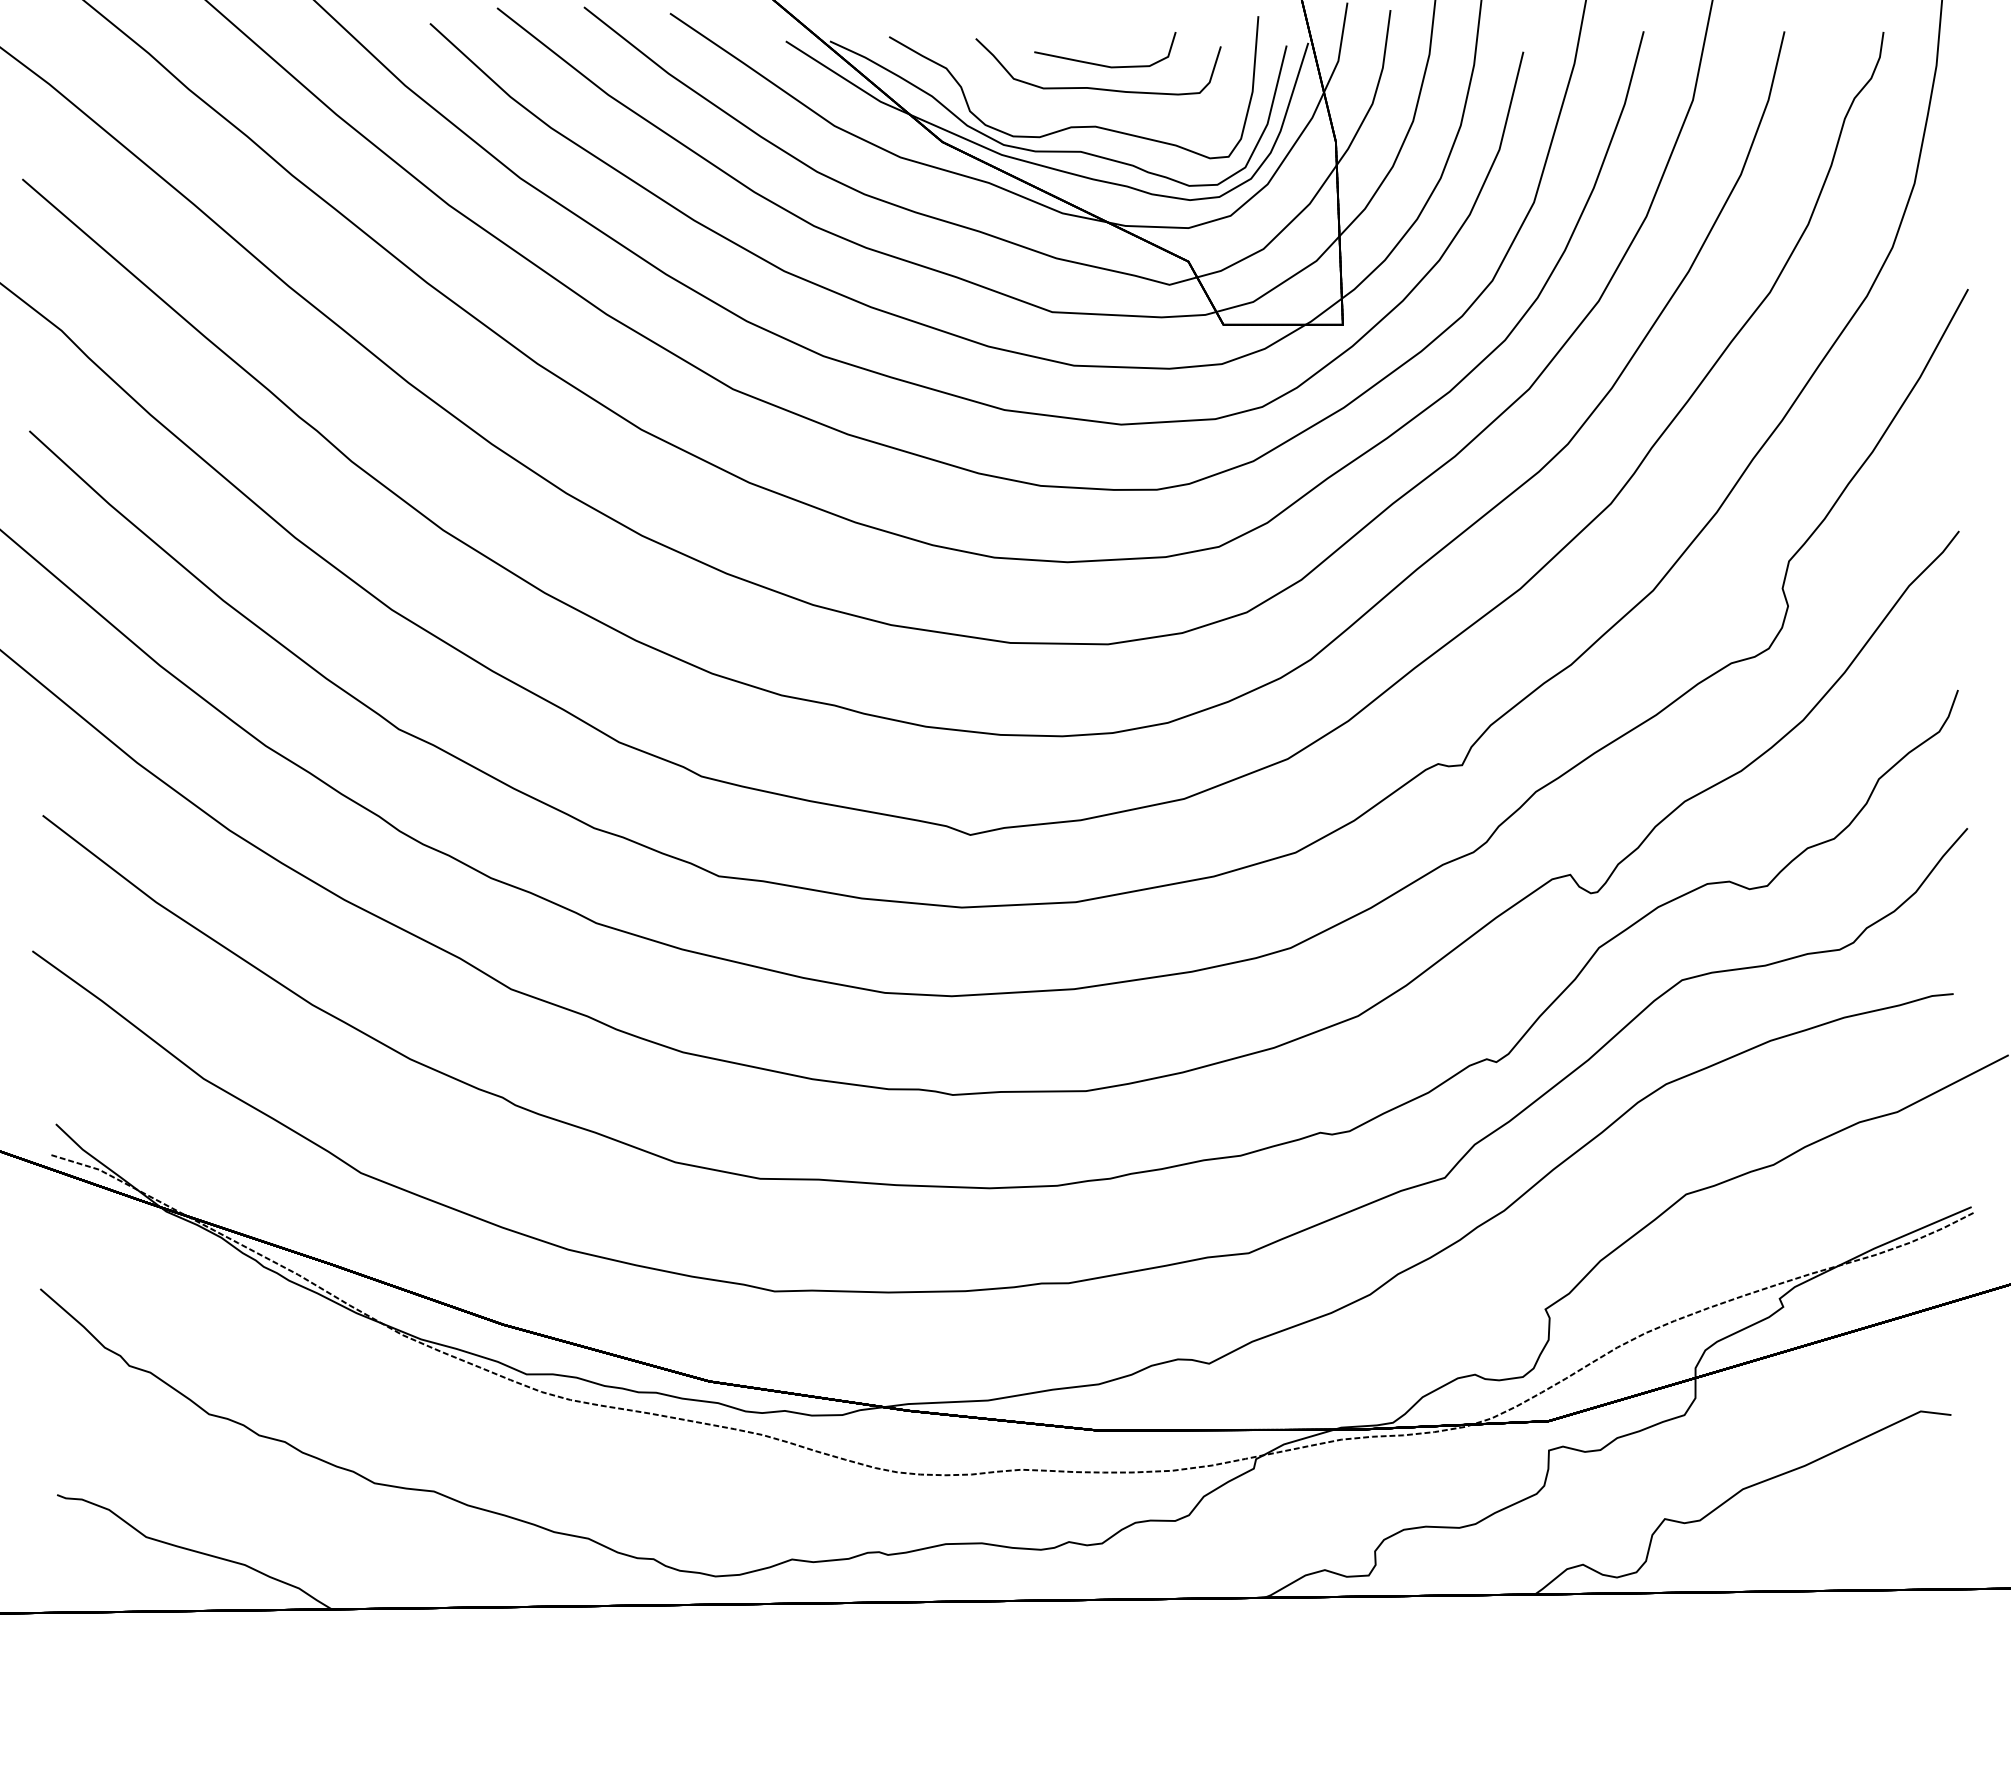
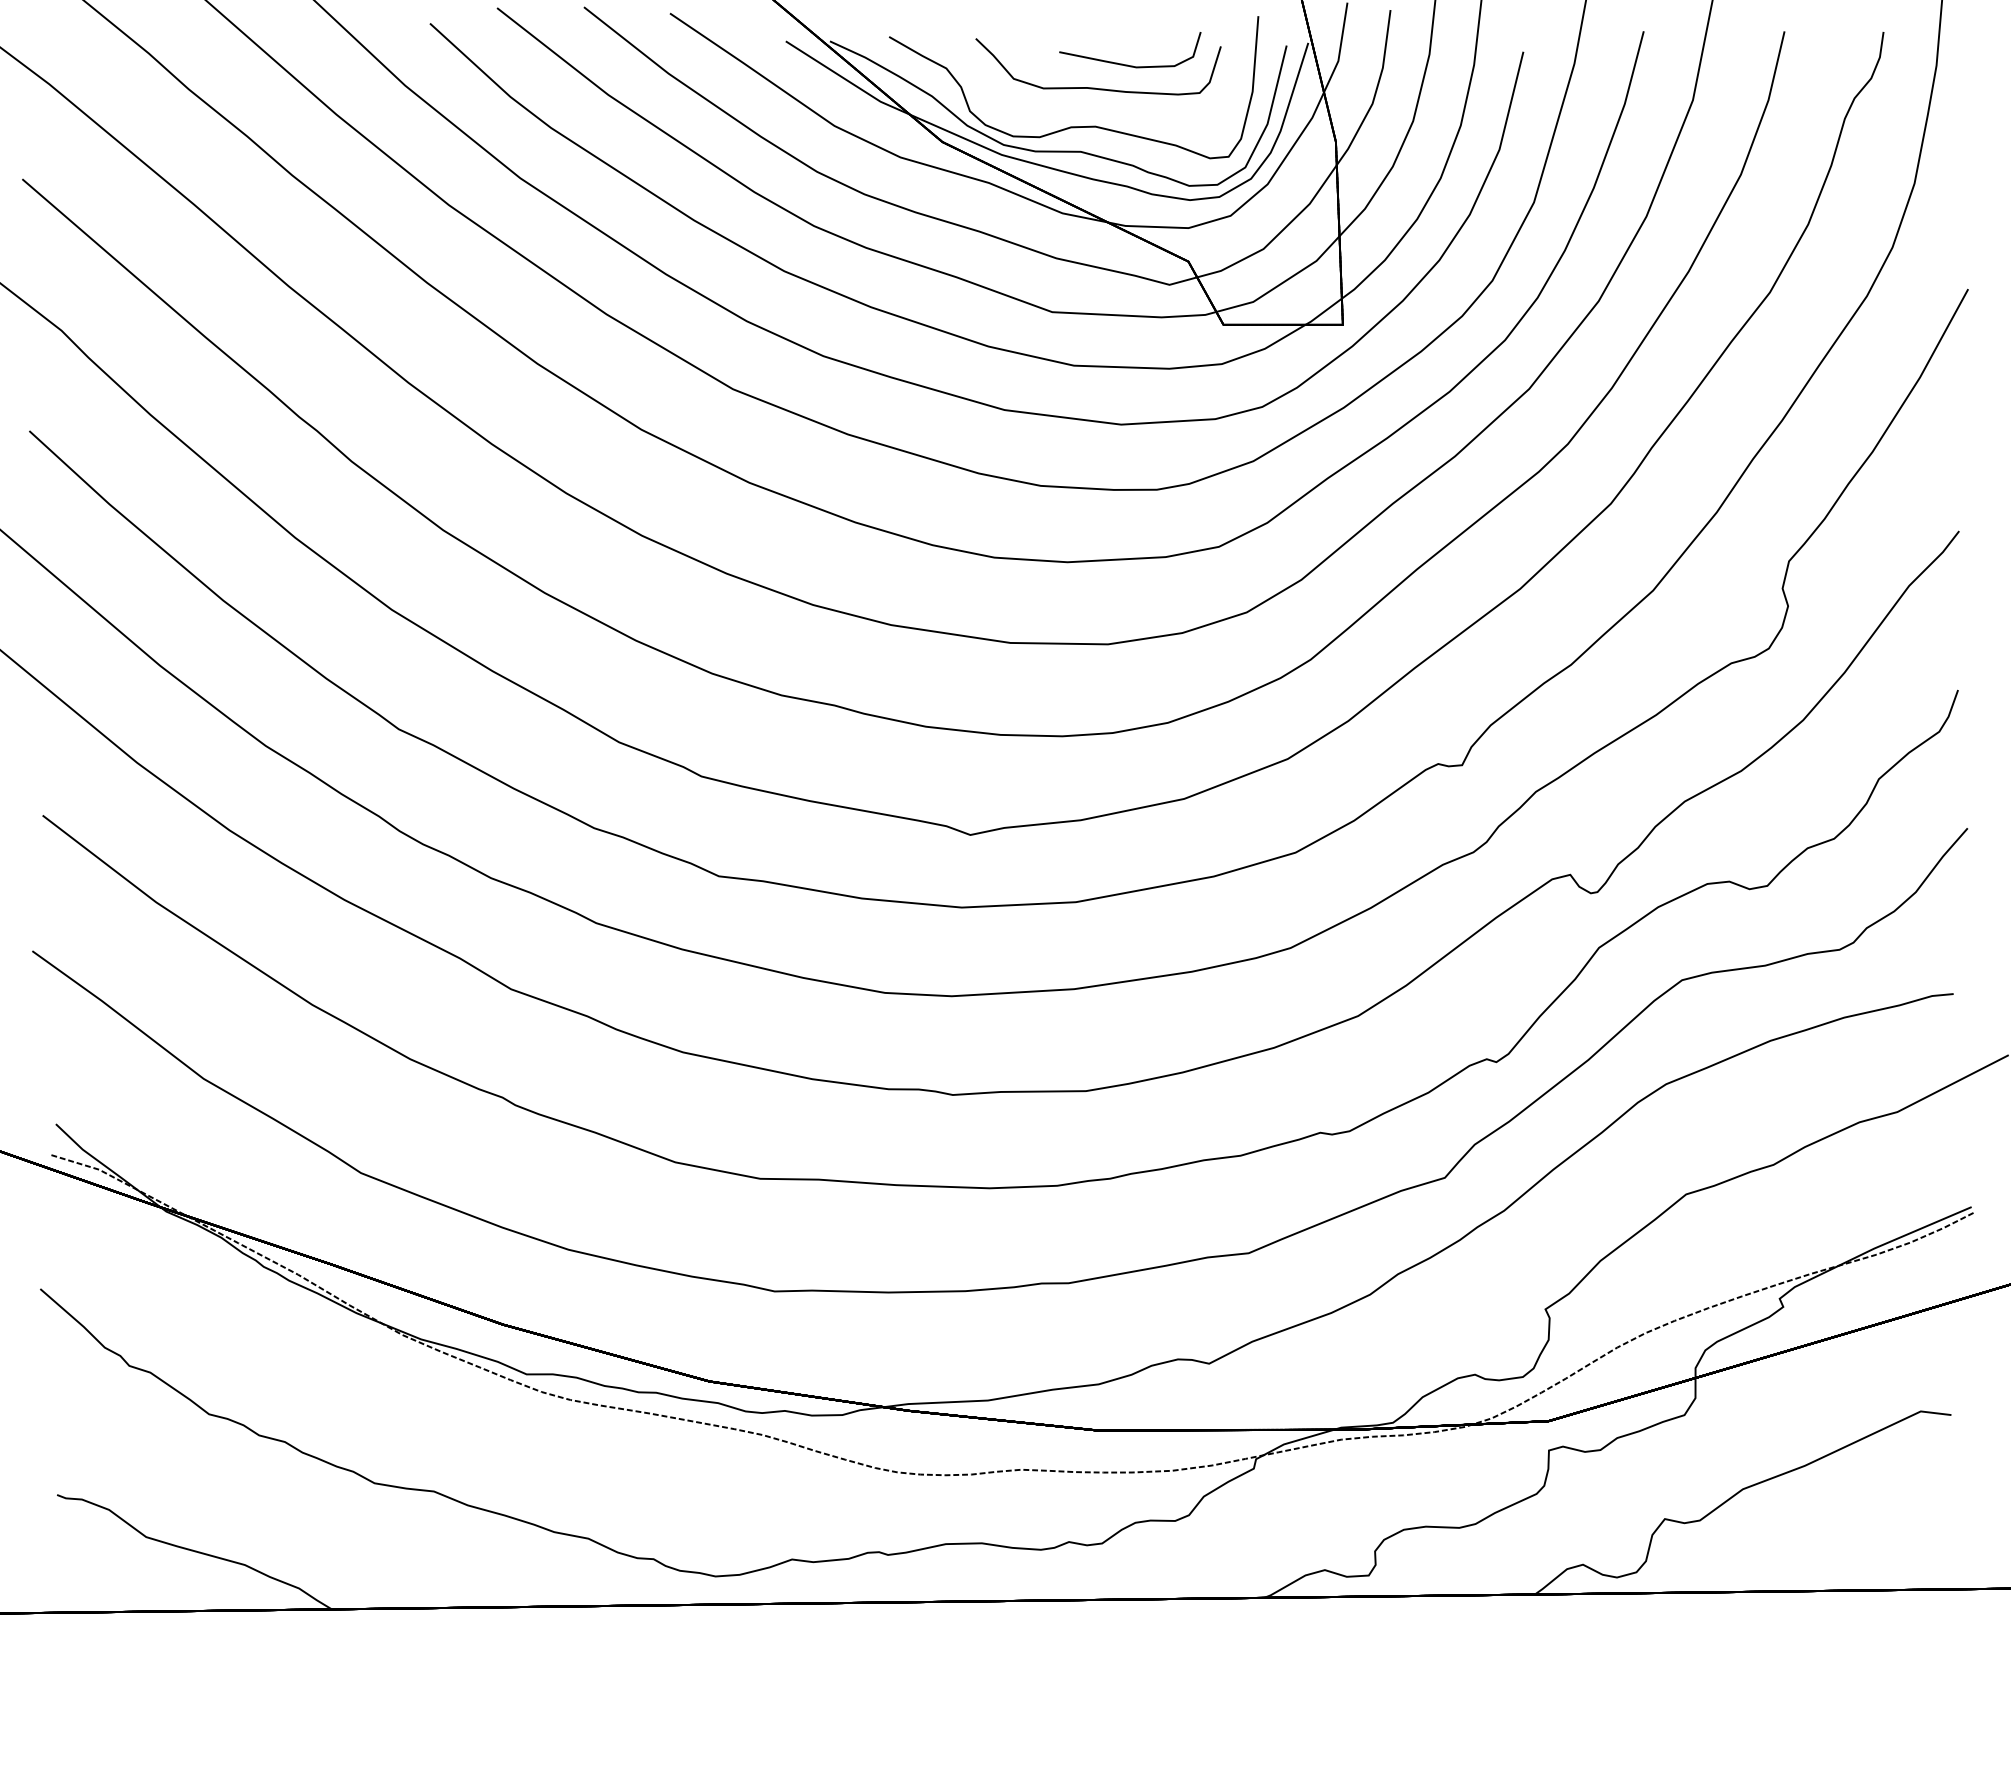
curve position: (1102, 64) -> (1127, 64) (1127, 64)
